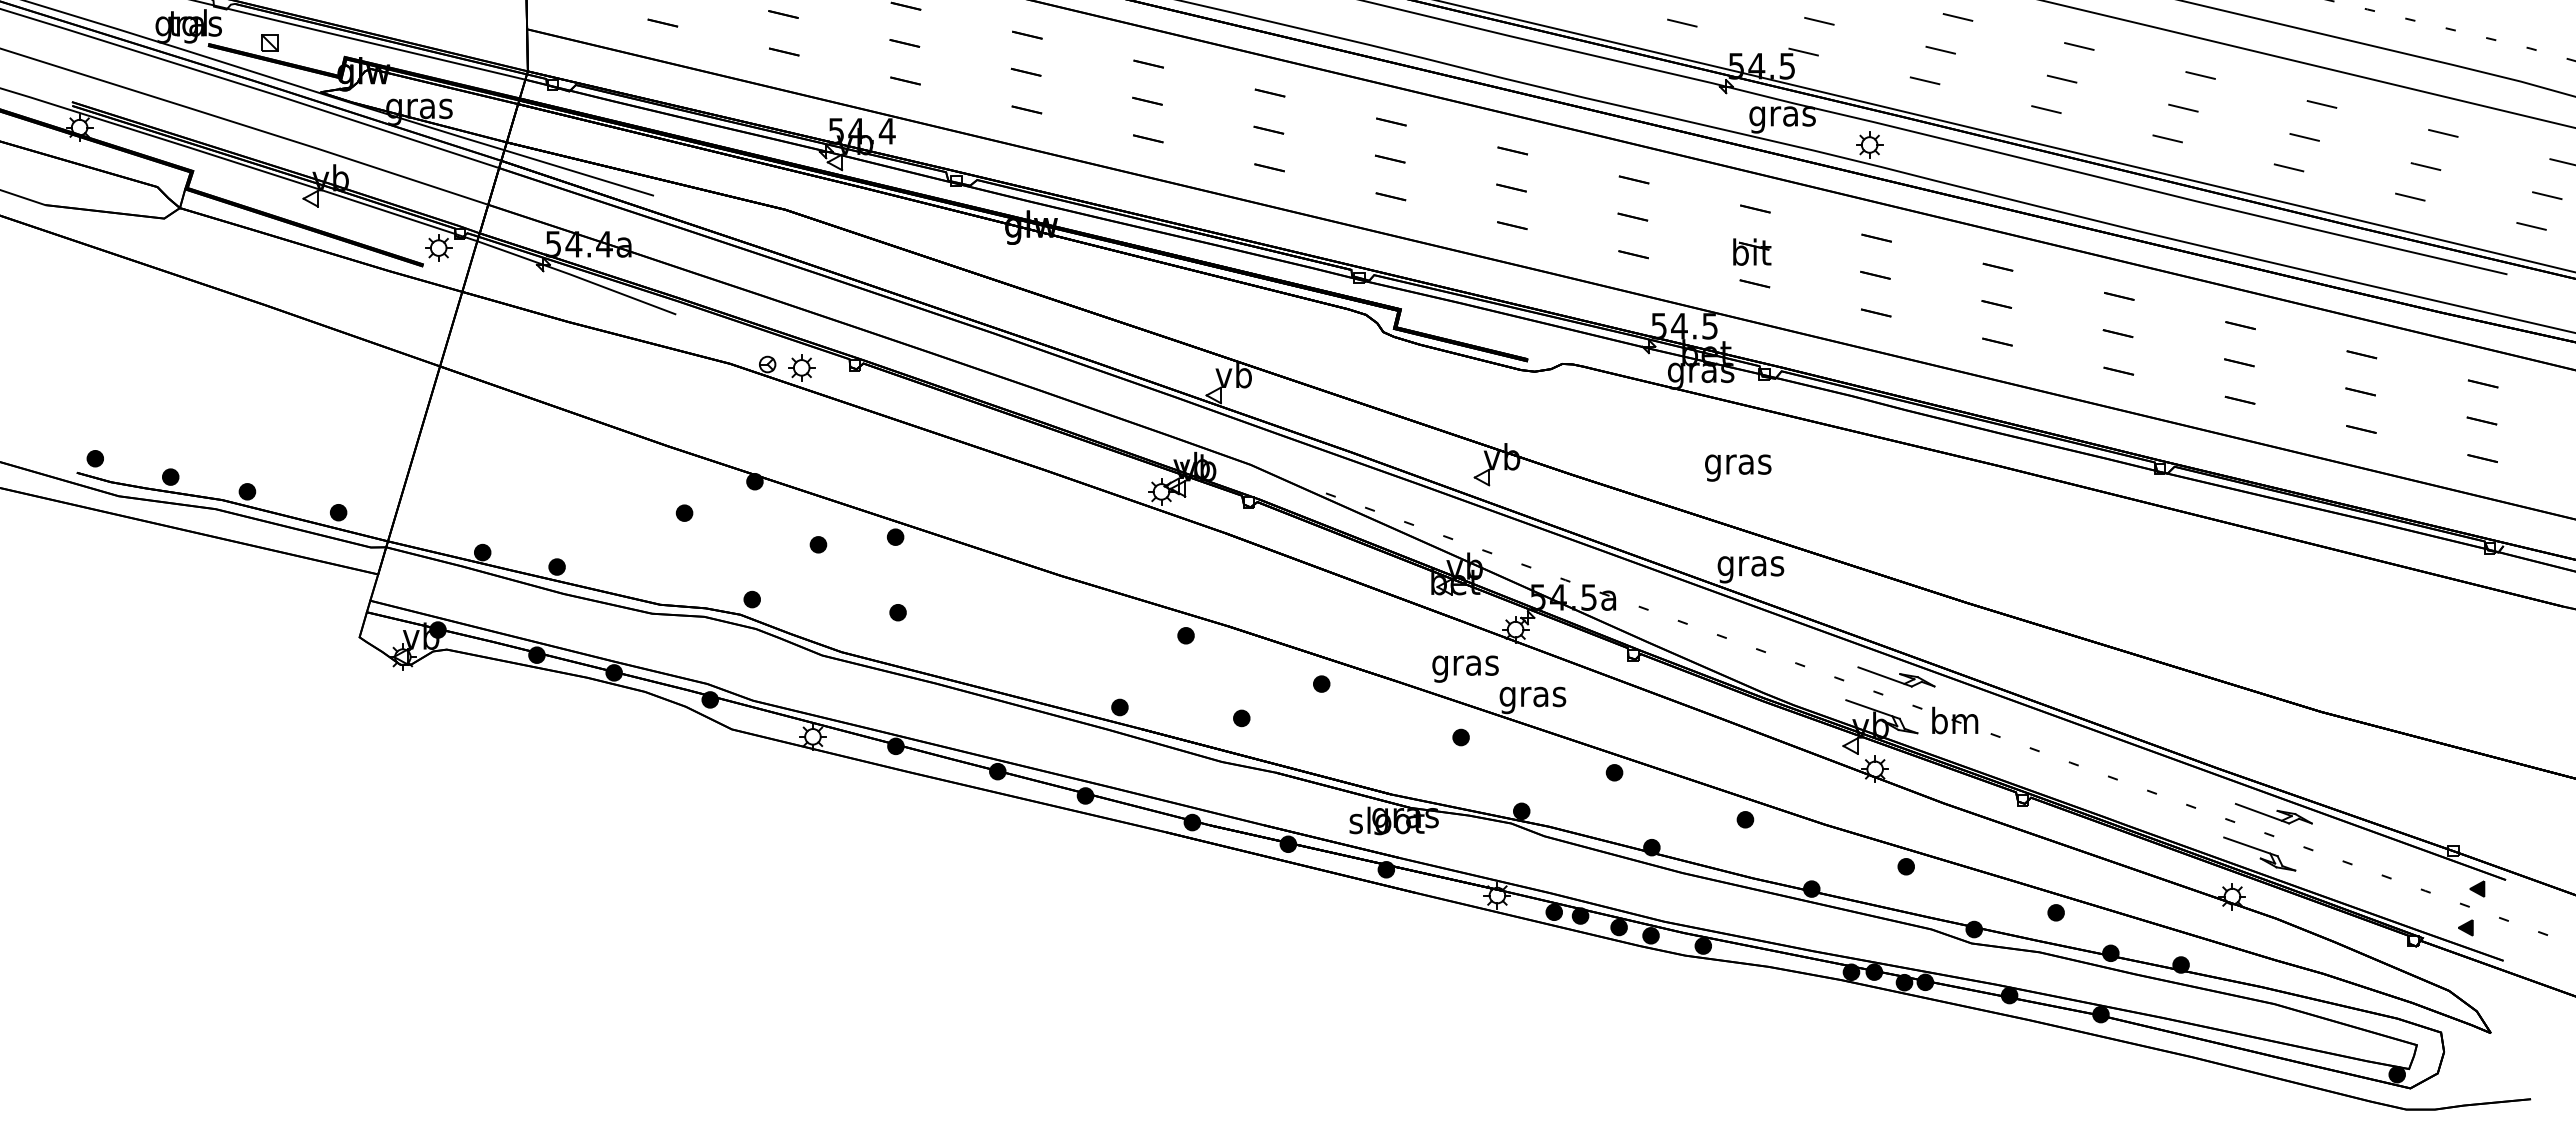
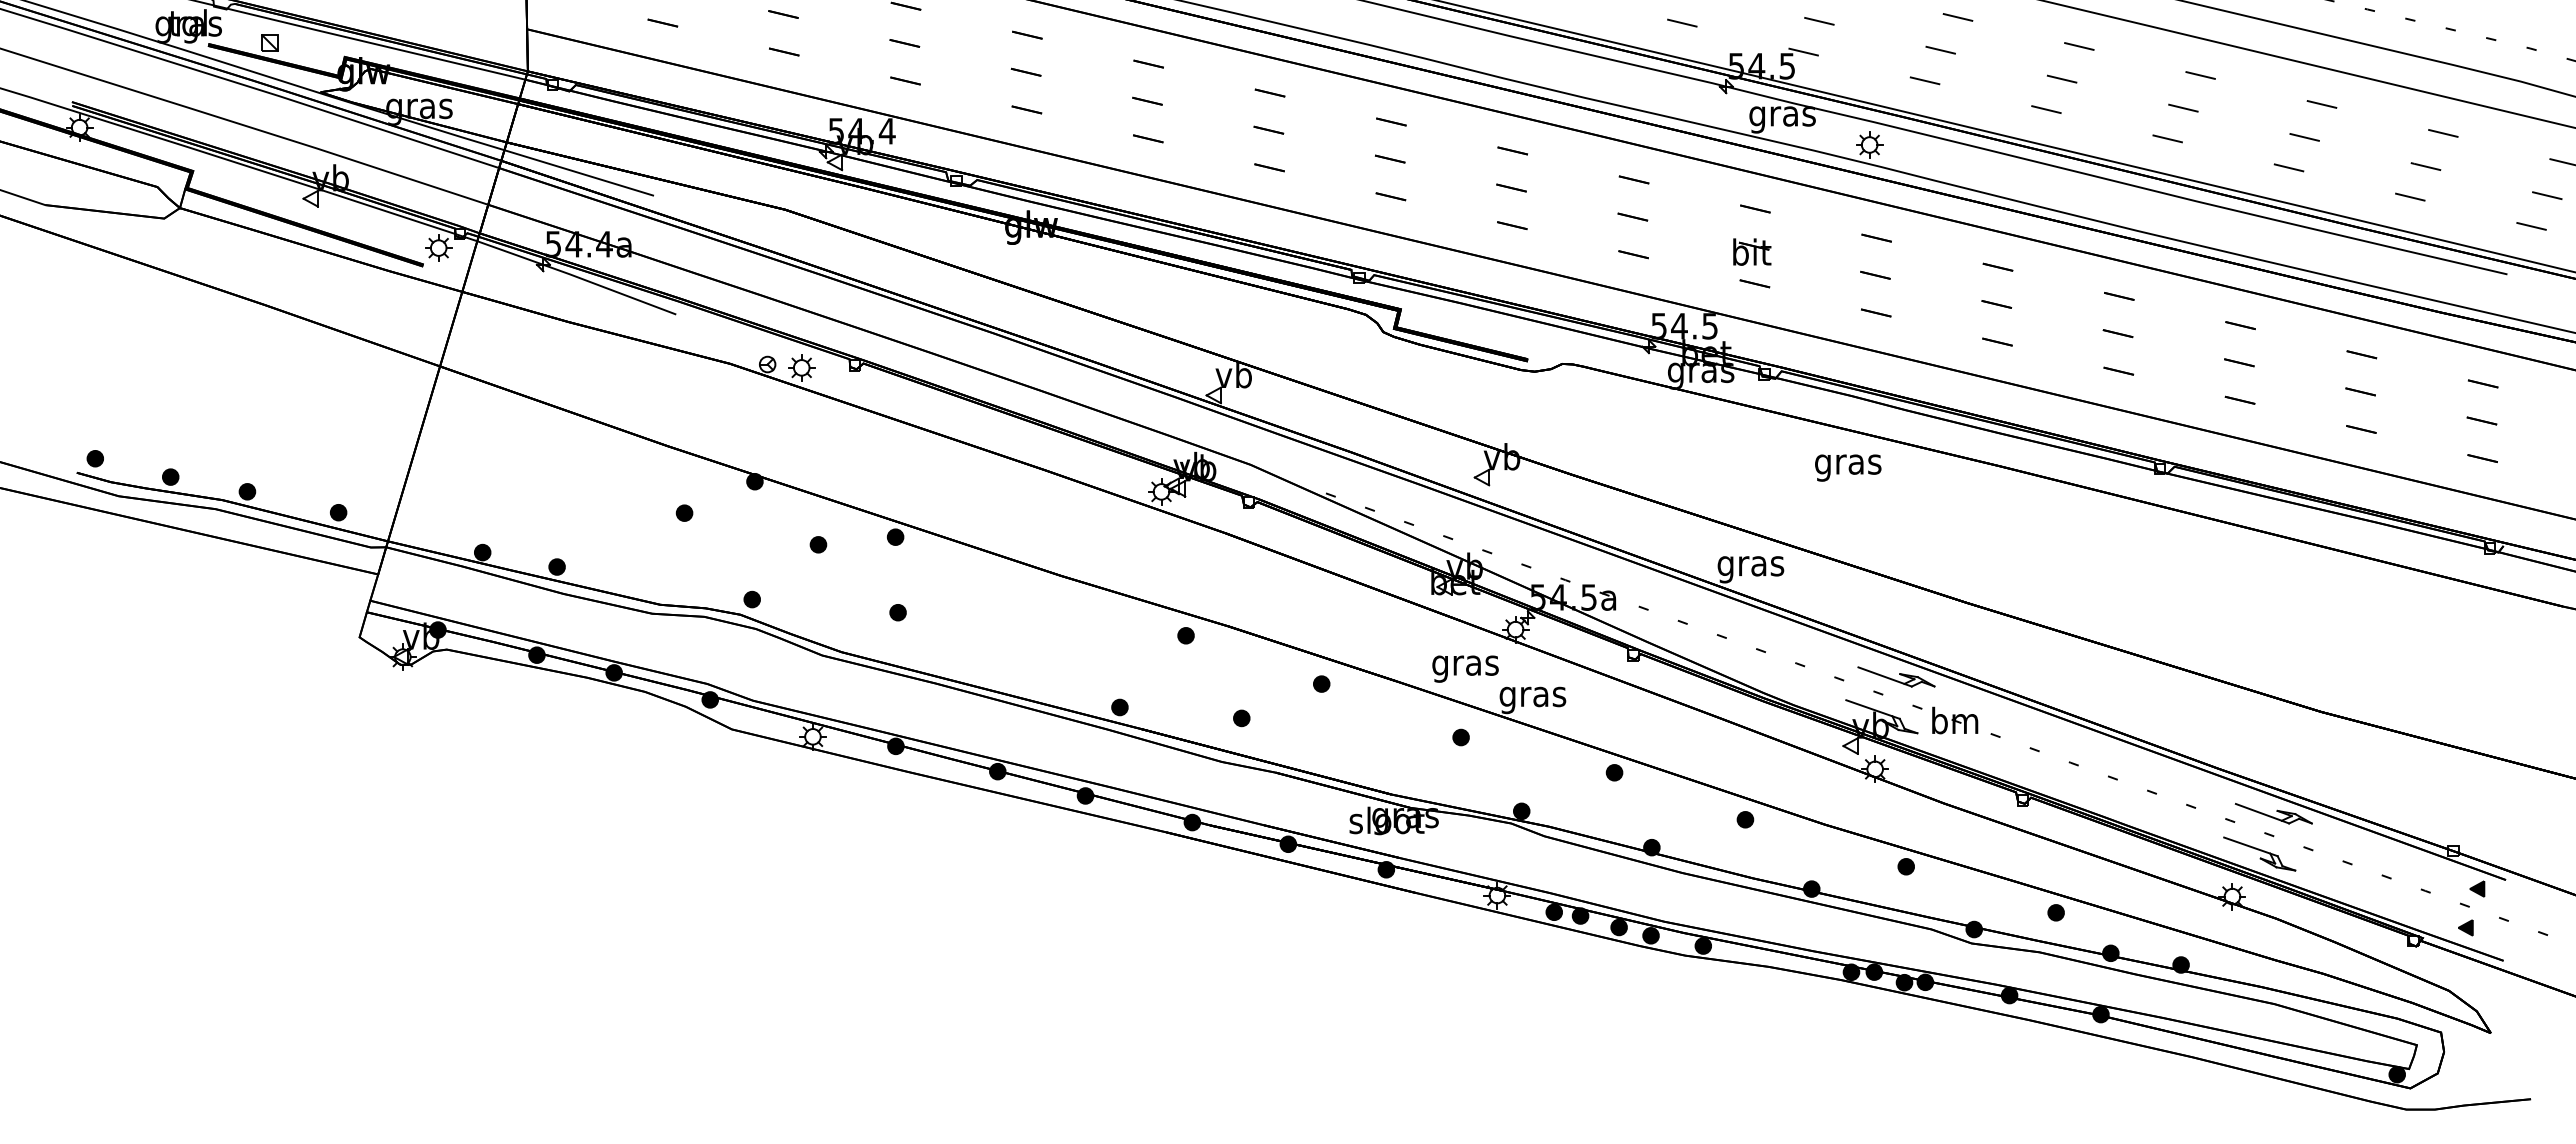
text position: (1738, 467) -> (1848, 467) (1848, 467)
